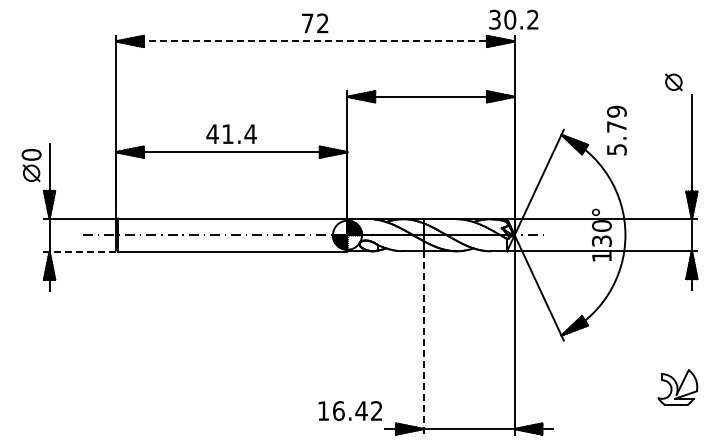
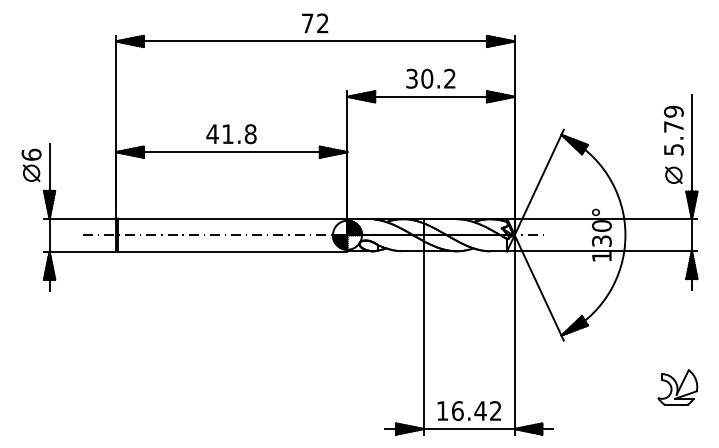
text position: (513, 19) -> (430, 78) (430, 78)
line: dashed -> solid (315, 41)
part position: (673, 82) -> (673, 175) (673, 175)
text position: (616, 130) -> (673, 130) (673, 130)
text: 41.4 -> 41.8 (250, 134)
text: 0 -> 6 (31, 154)
line: dashed -> solid (82, 251)
line: dashed -> solid (423, 342)
text position: (349, 410) -> (468, 410) (468, 410)
